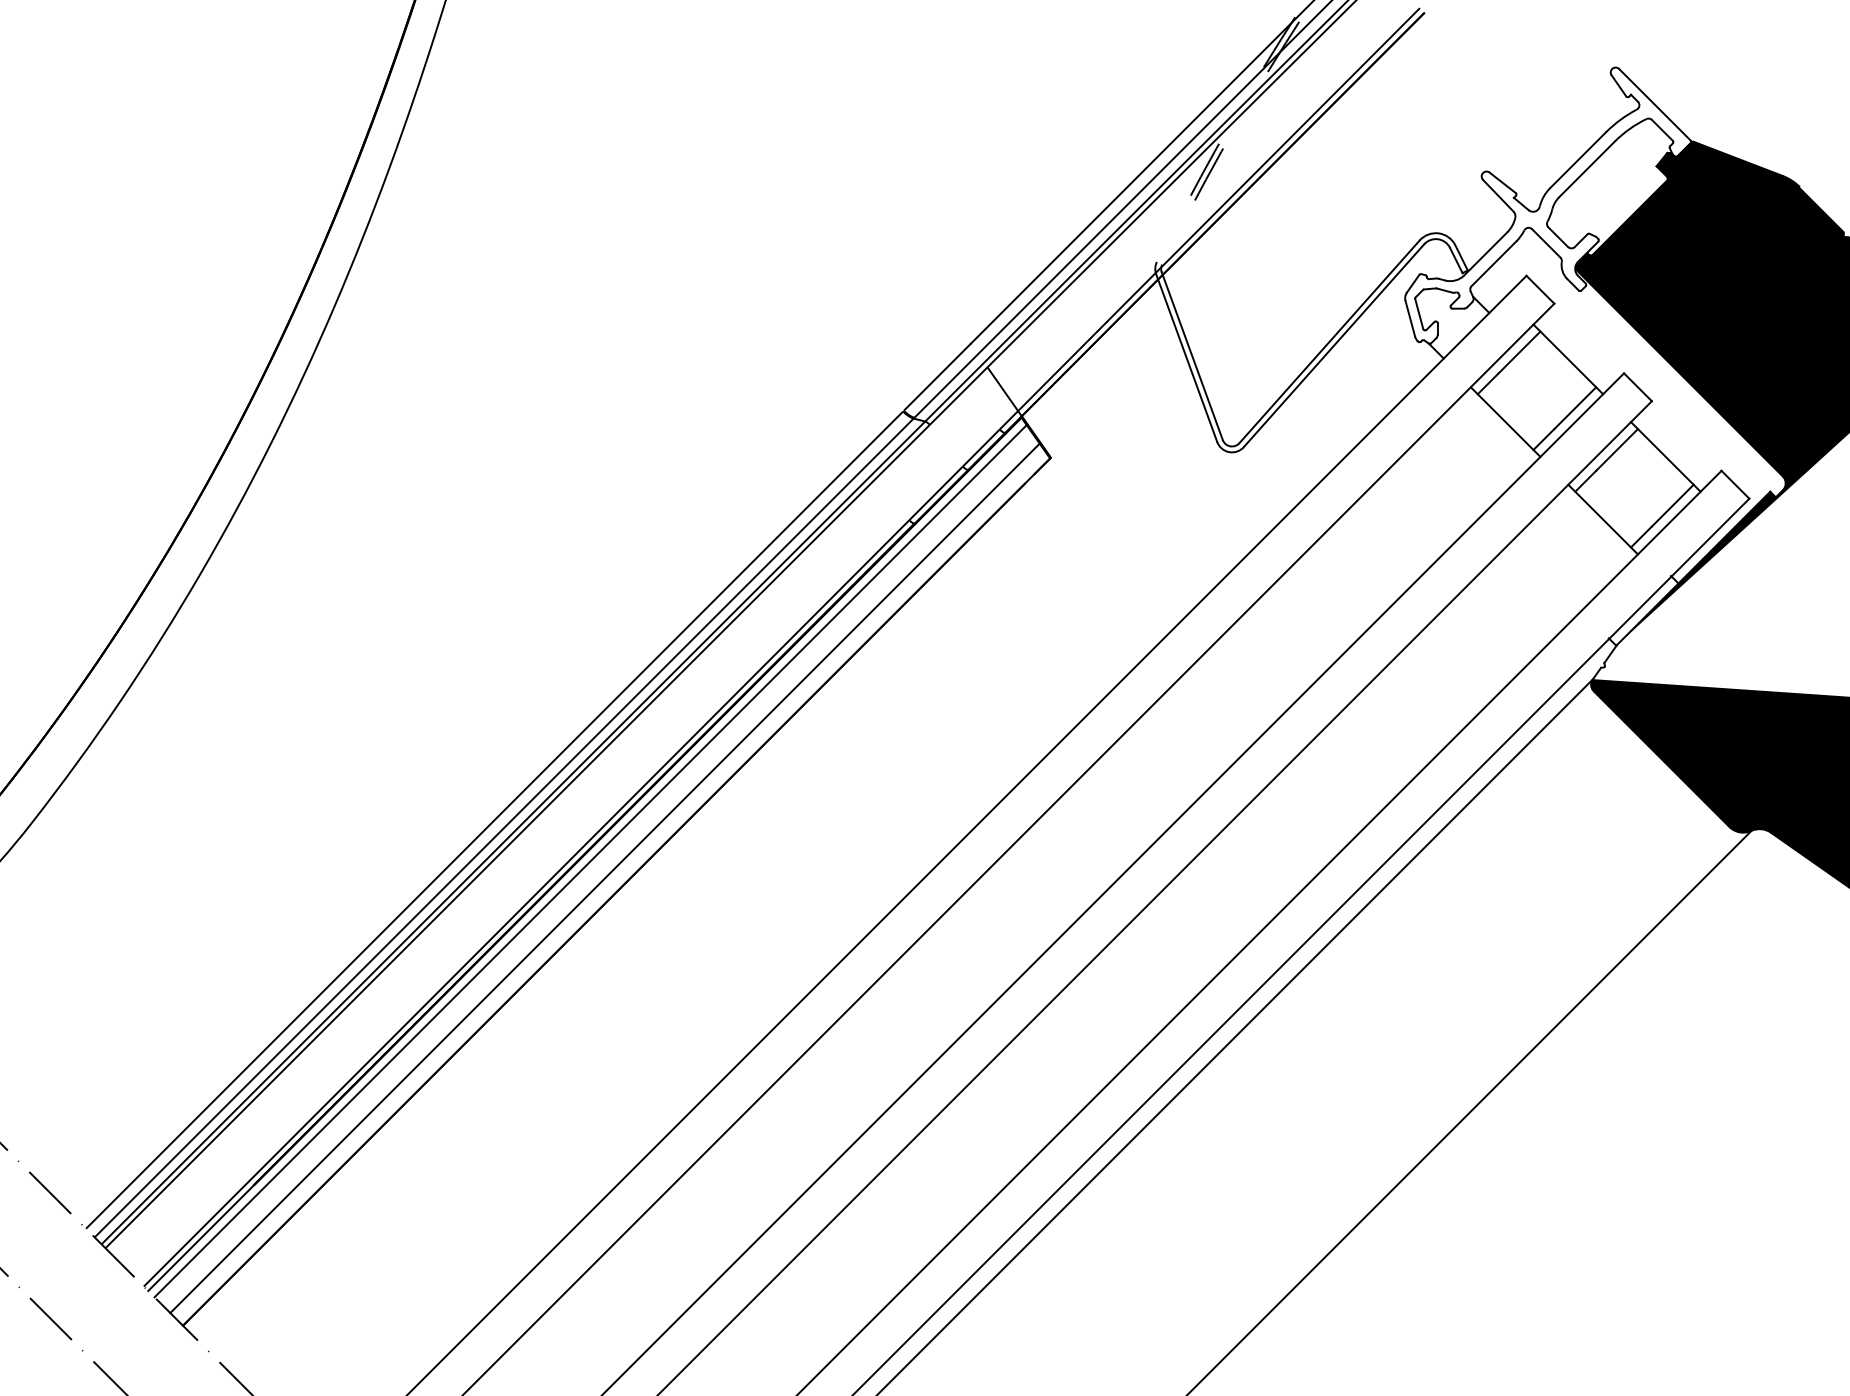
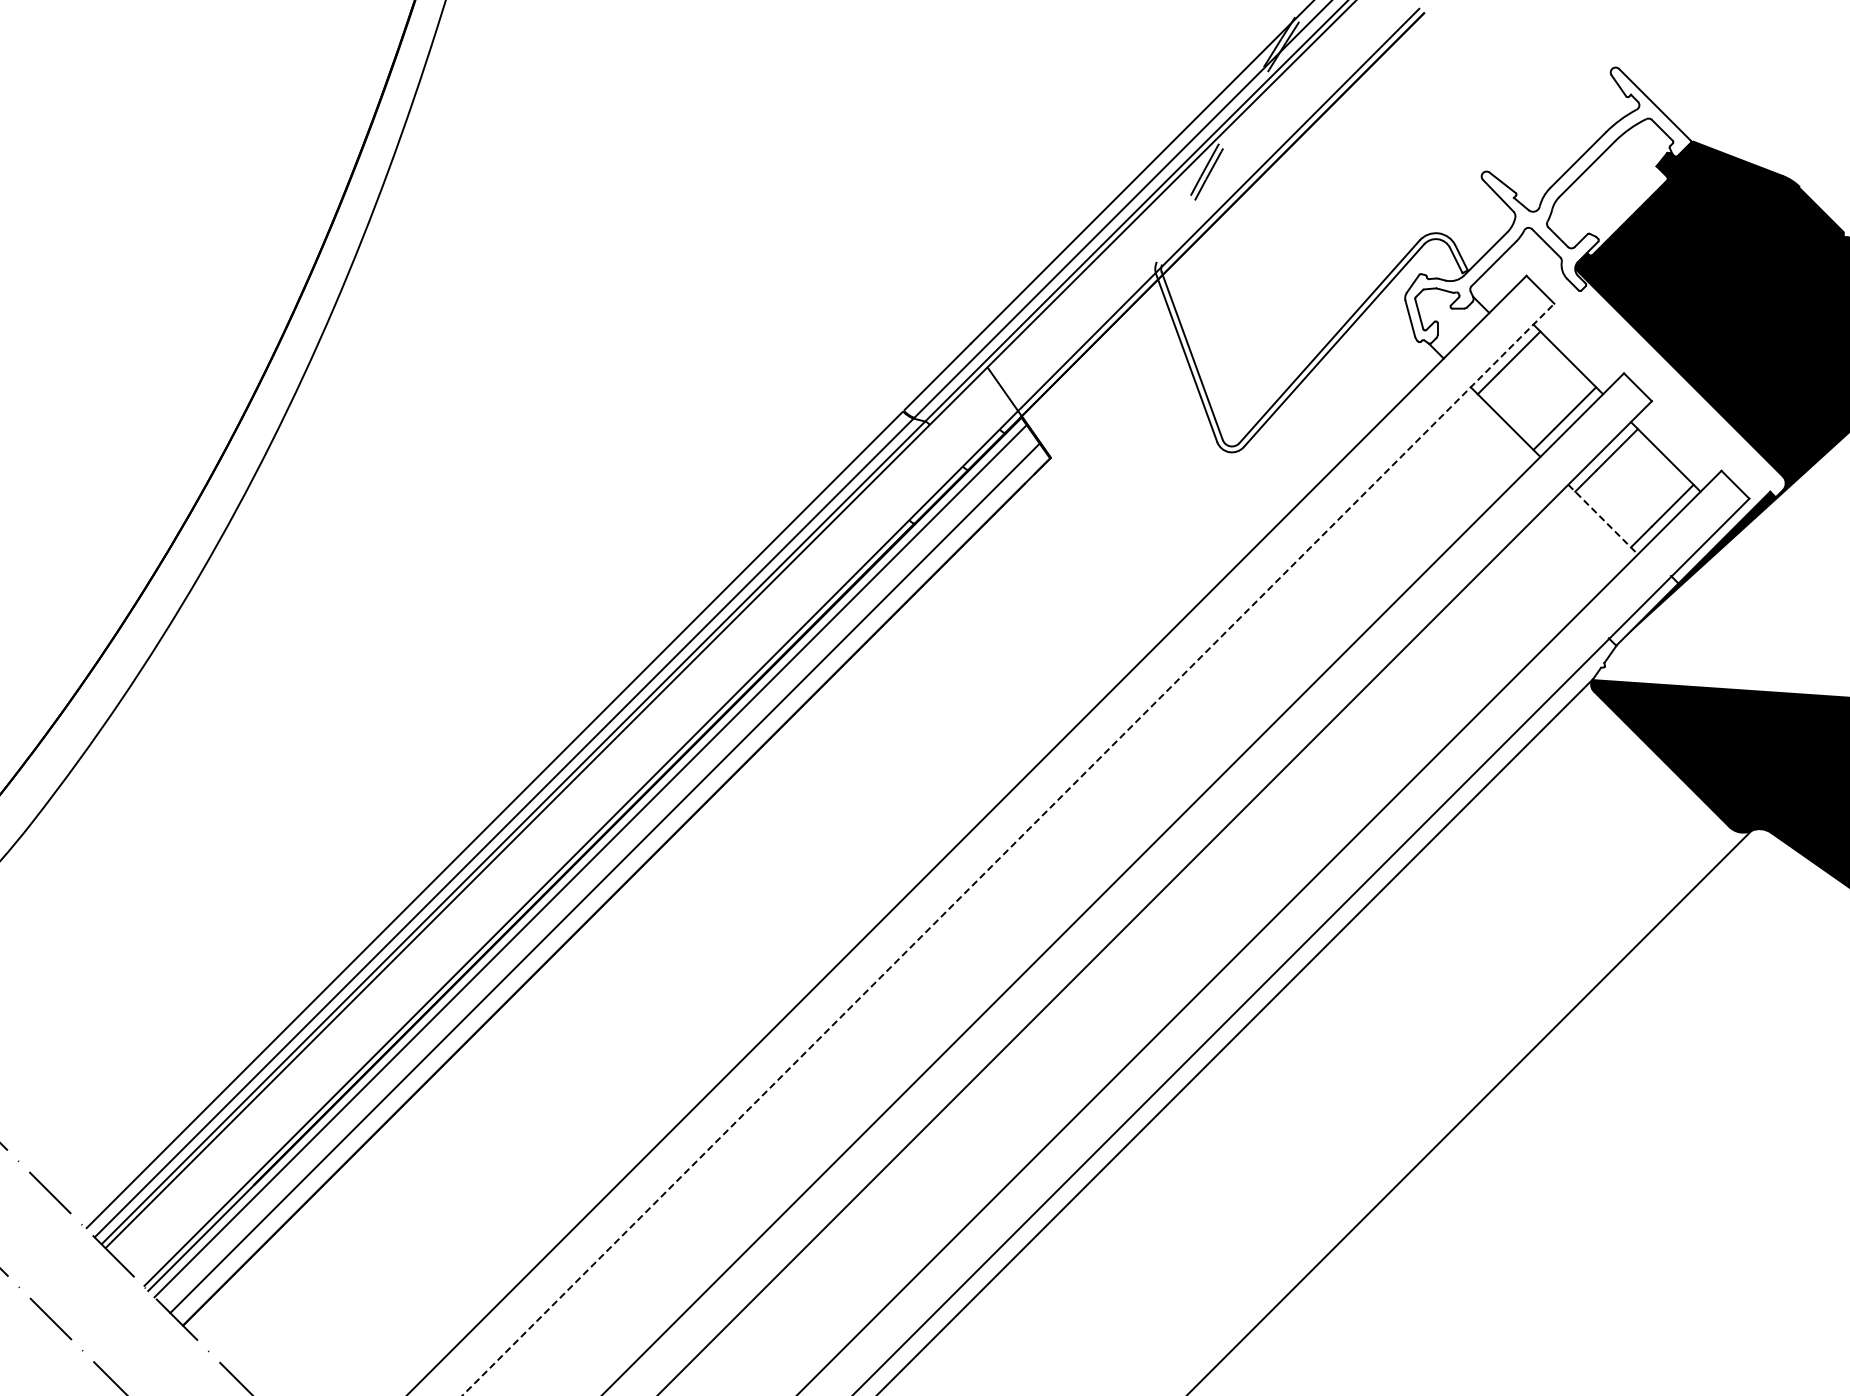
line: solid -> dashed (1603, 519)
line: solid -> dashed (1008, 849)
